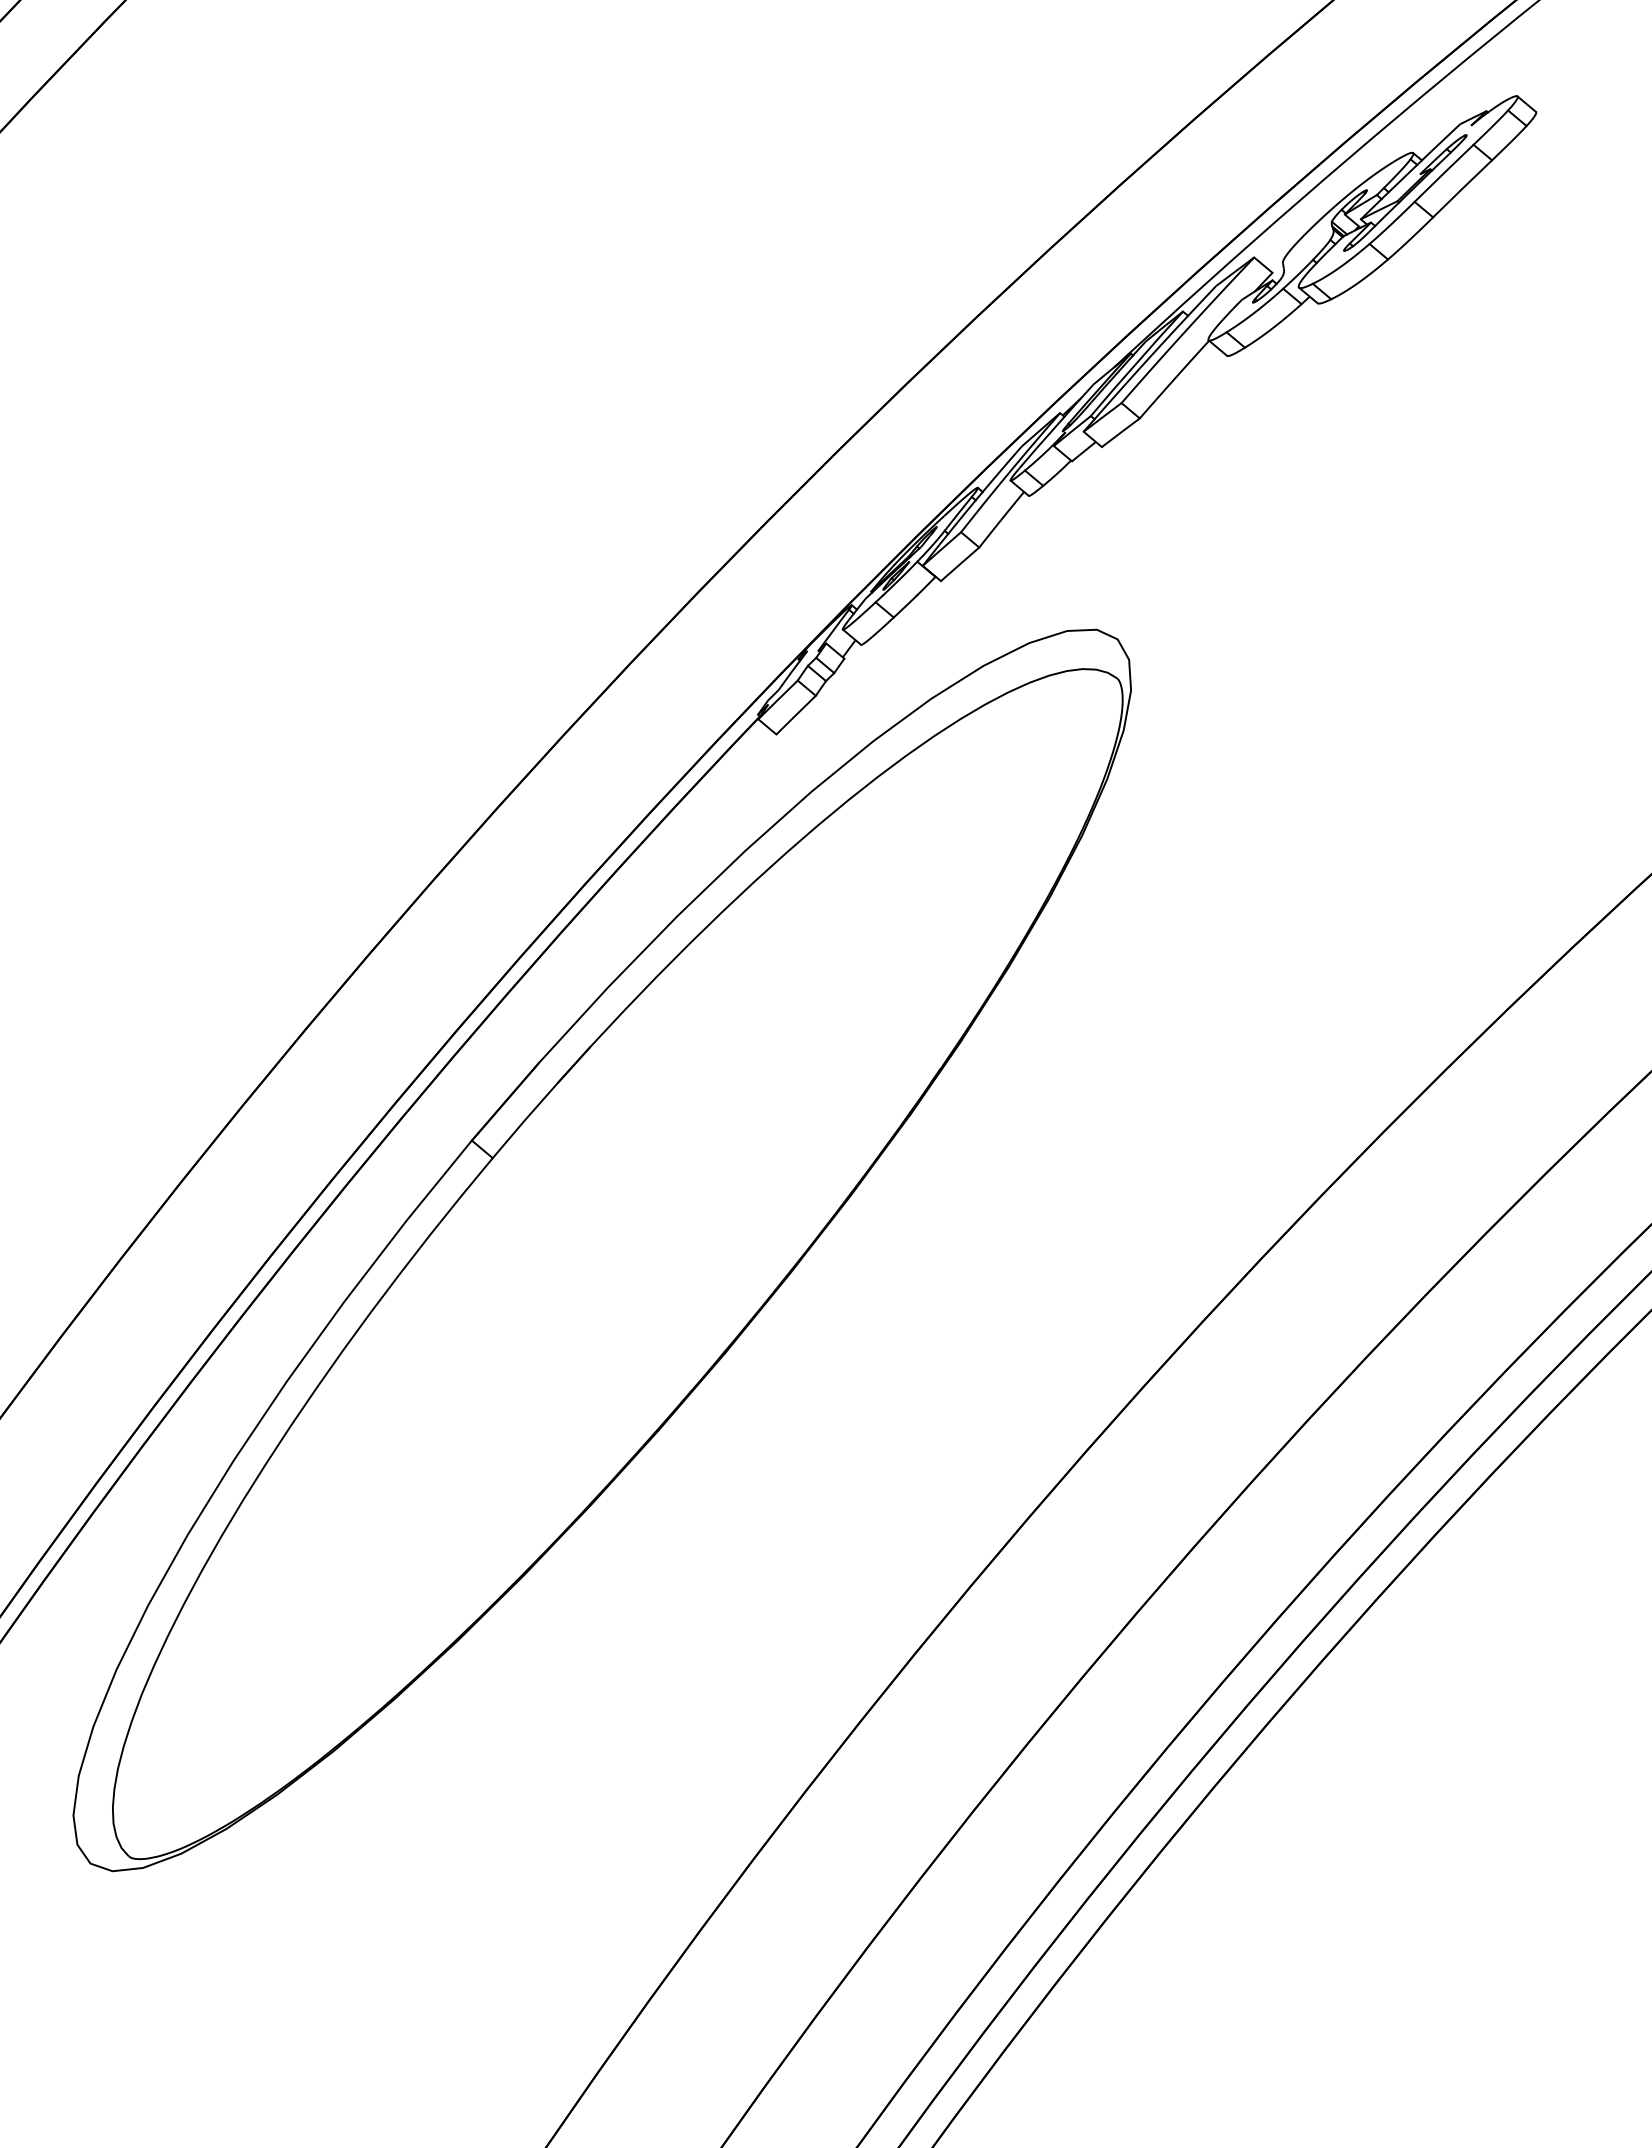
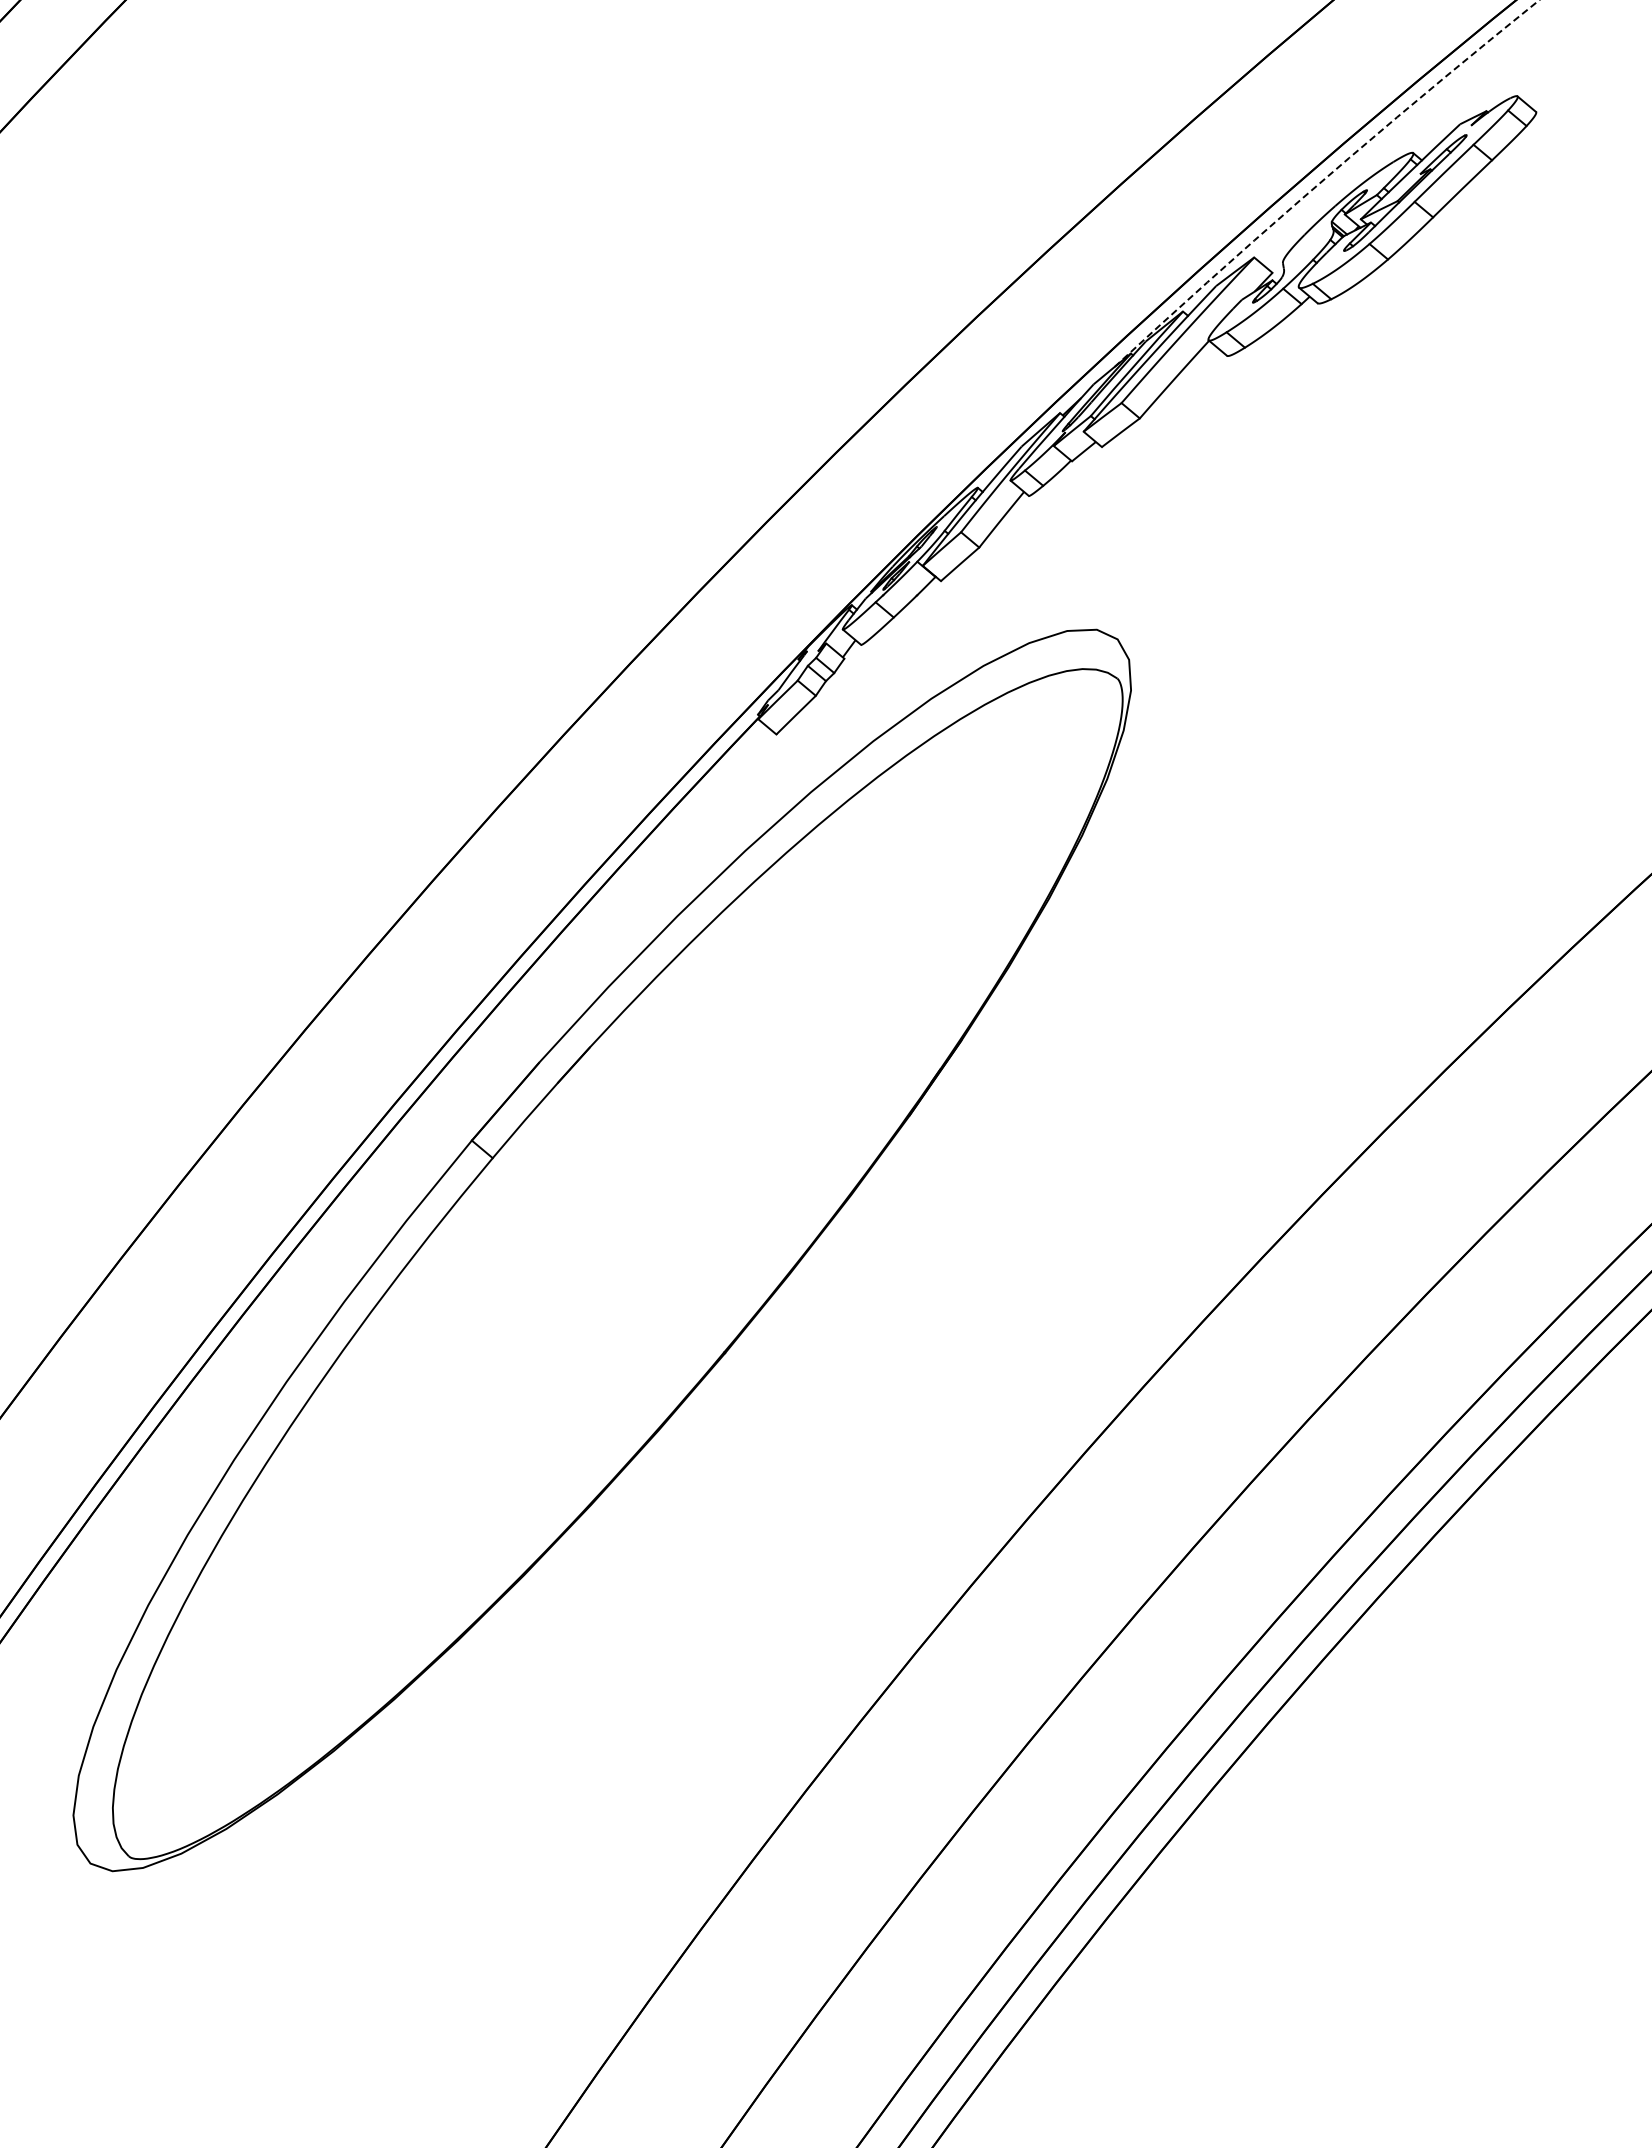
arc: solid -> dashed (1323, 180)
